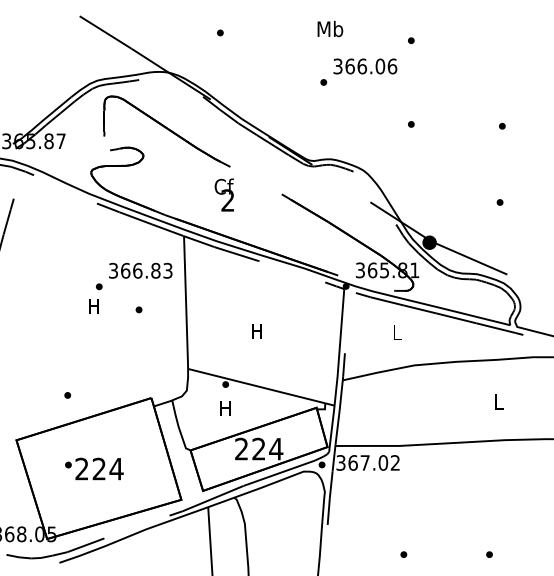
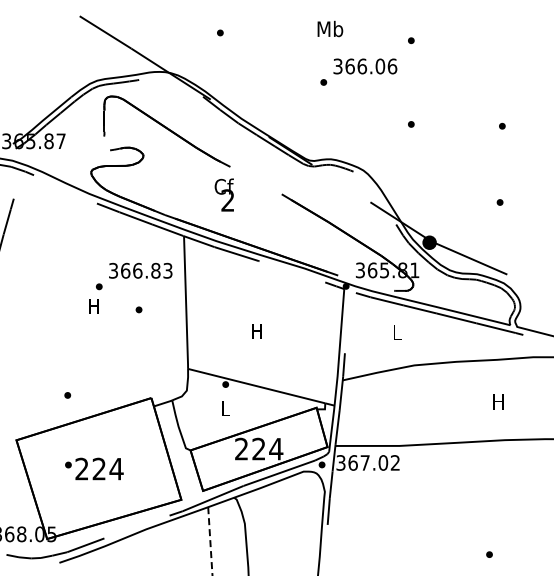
text: L -> H (498, 401)
text: H -> L (225, 408)
line: solid -> dashed (210, 541)
part: present -> none (403, 554)
